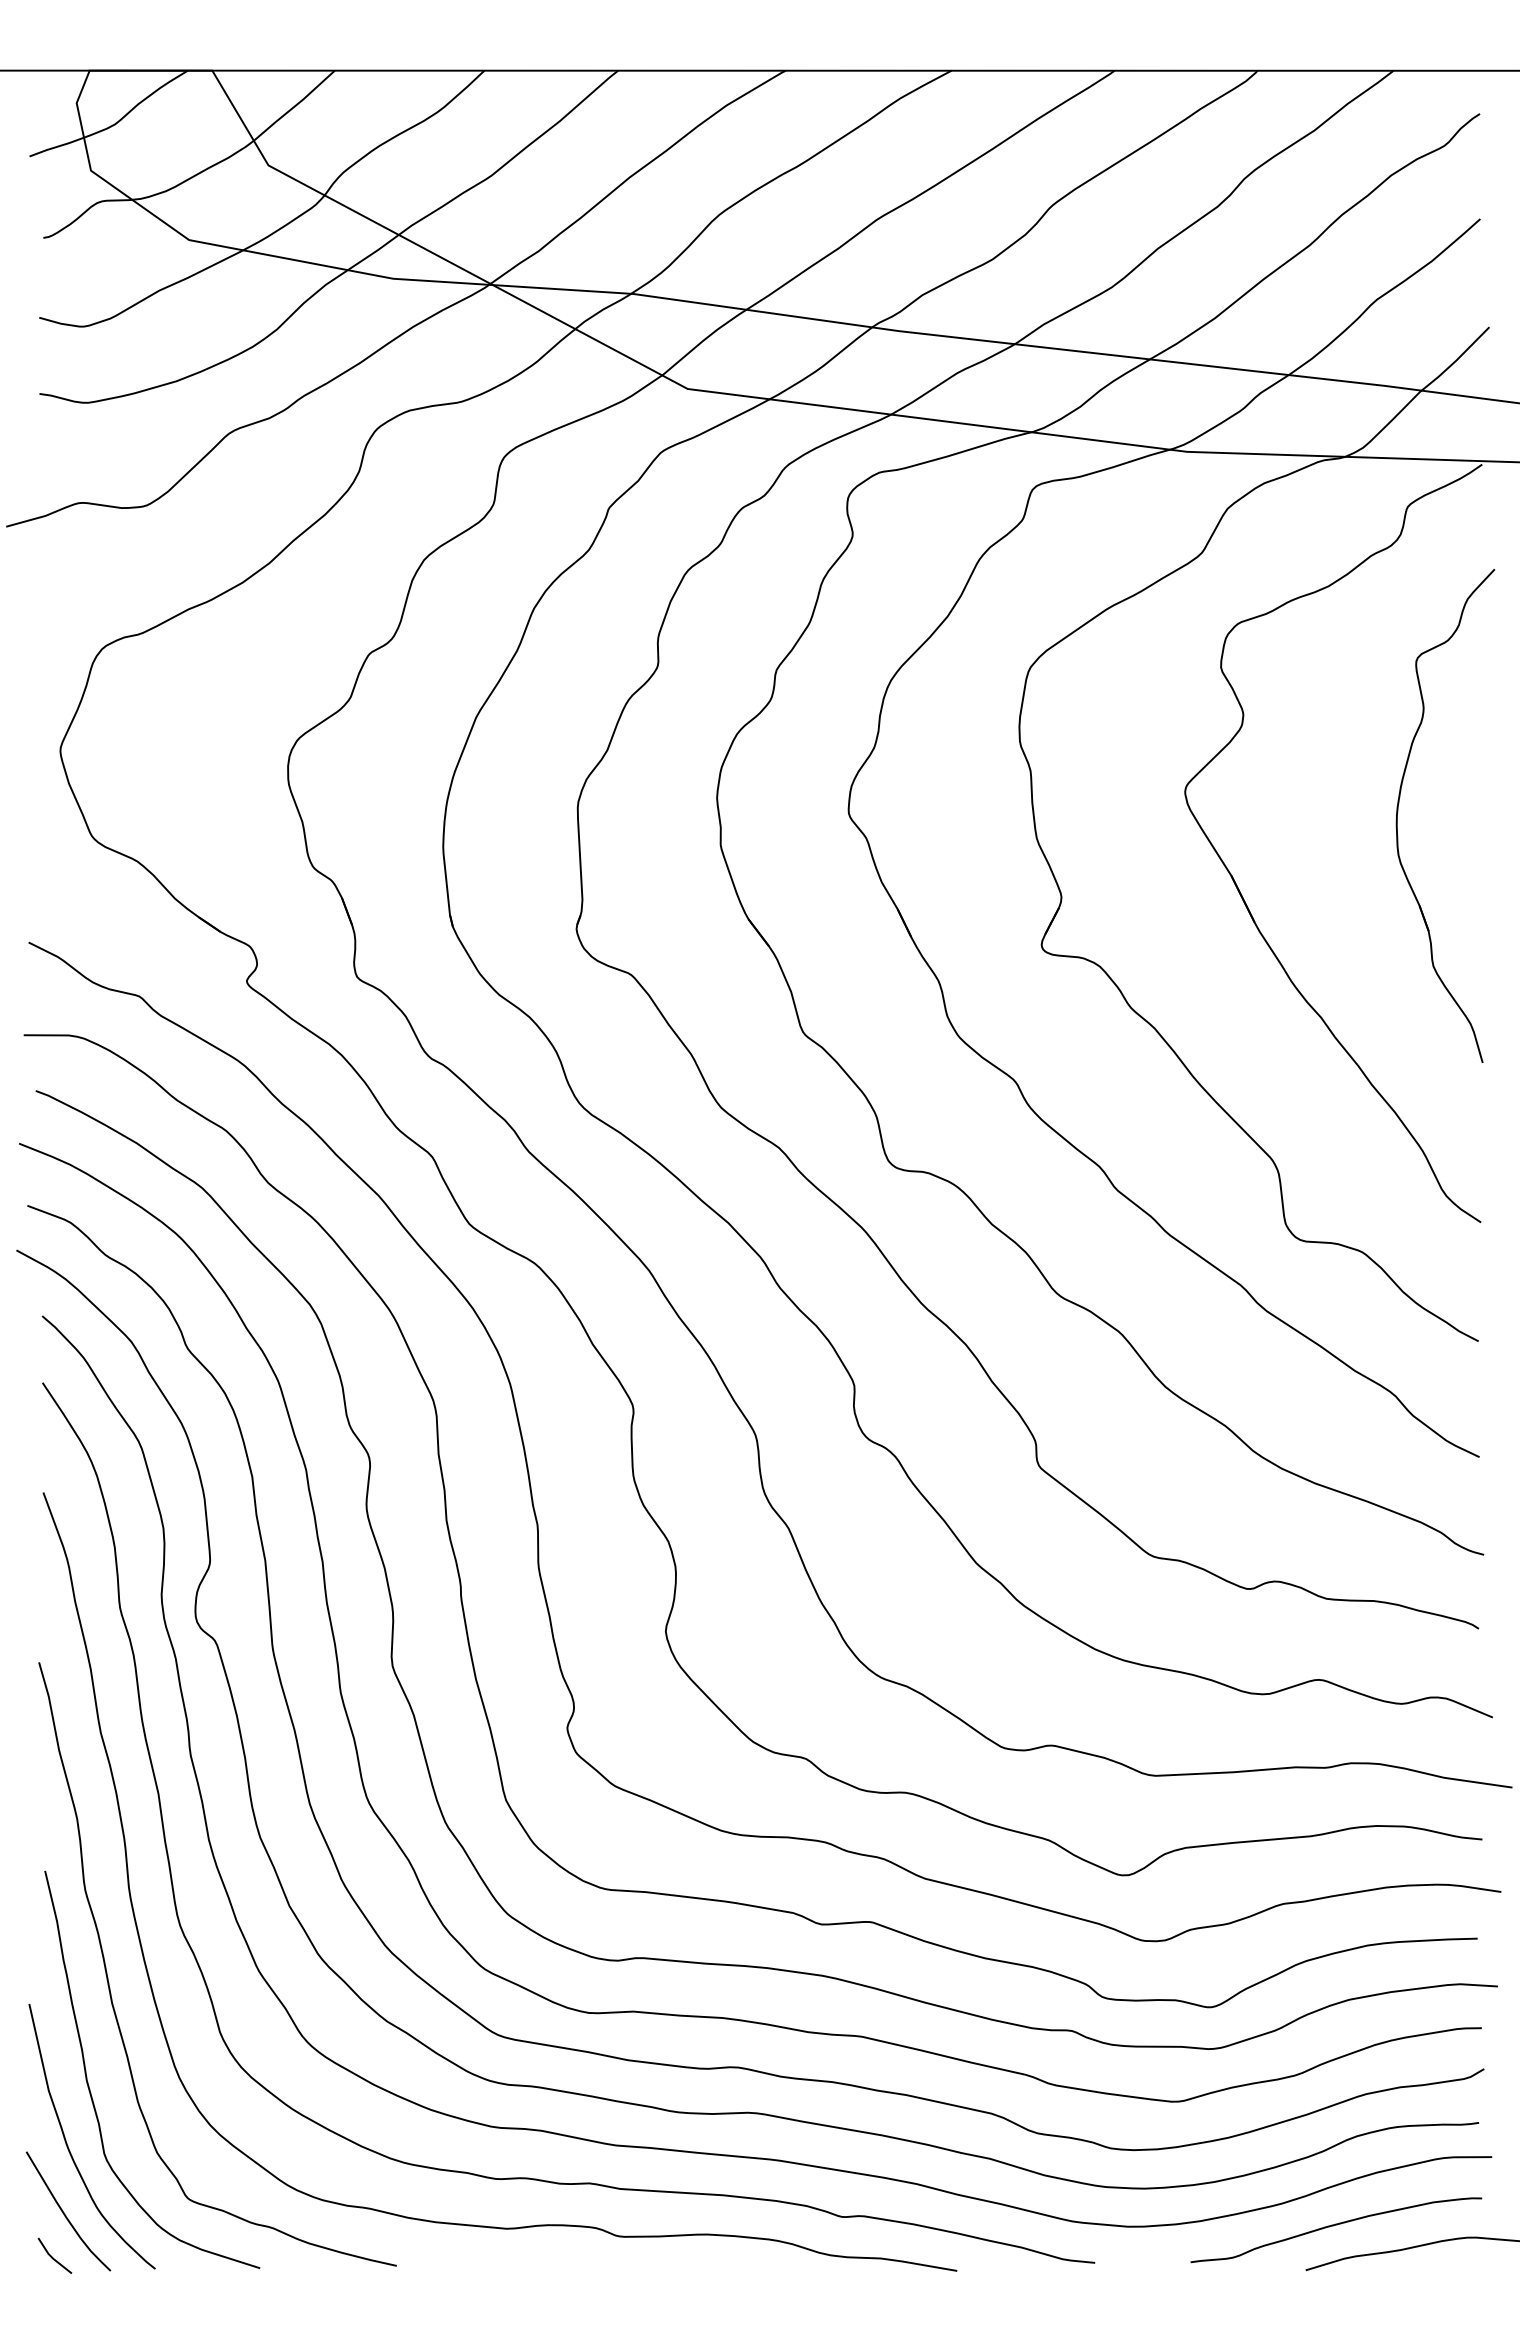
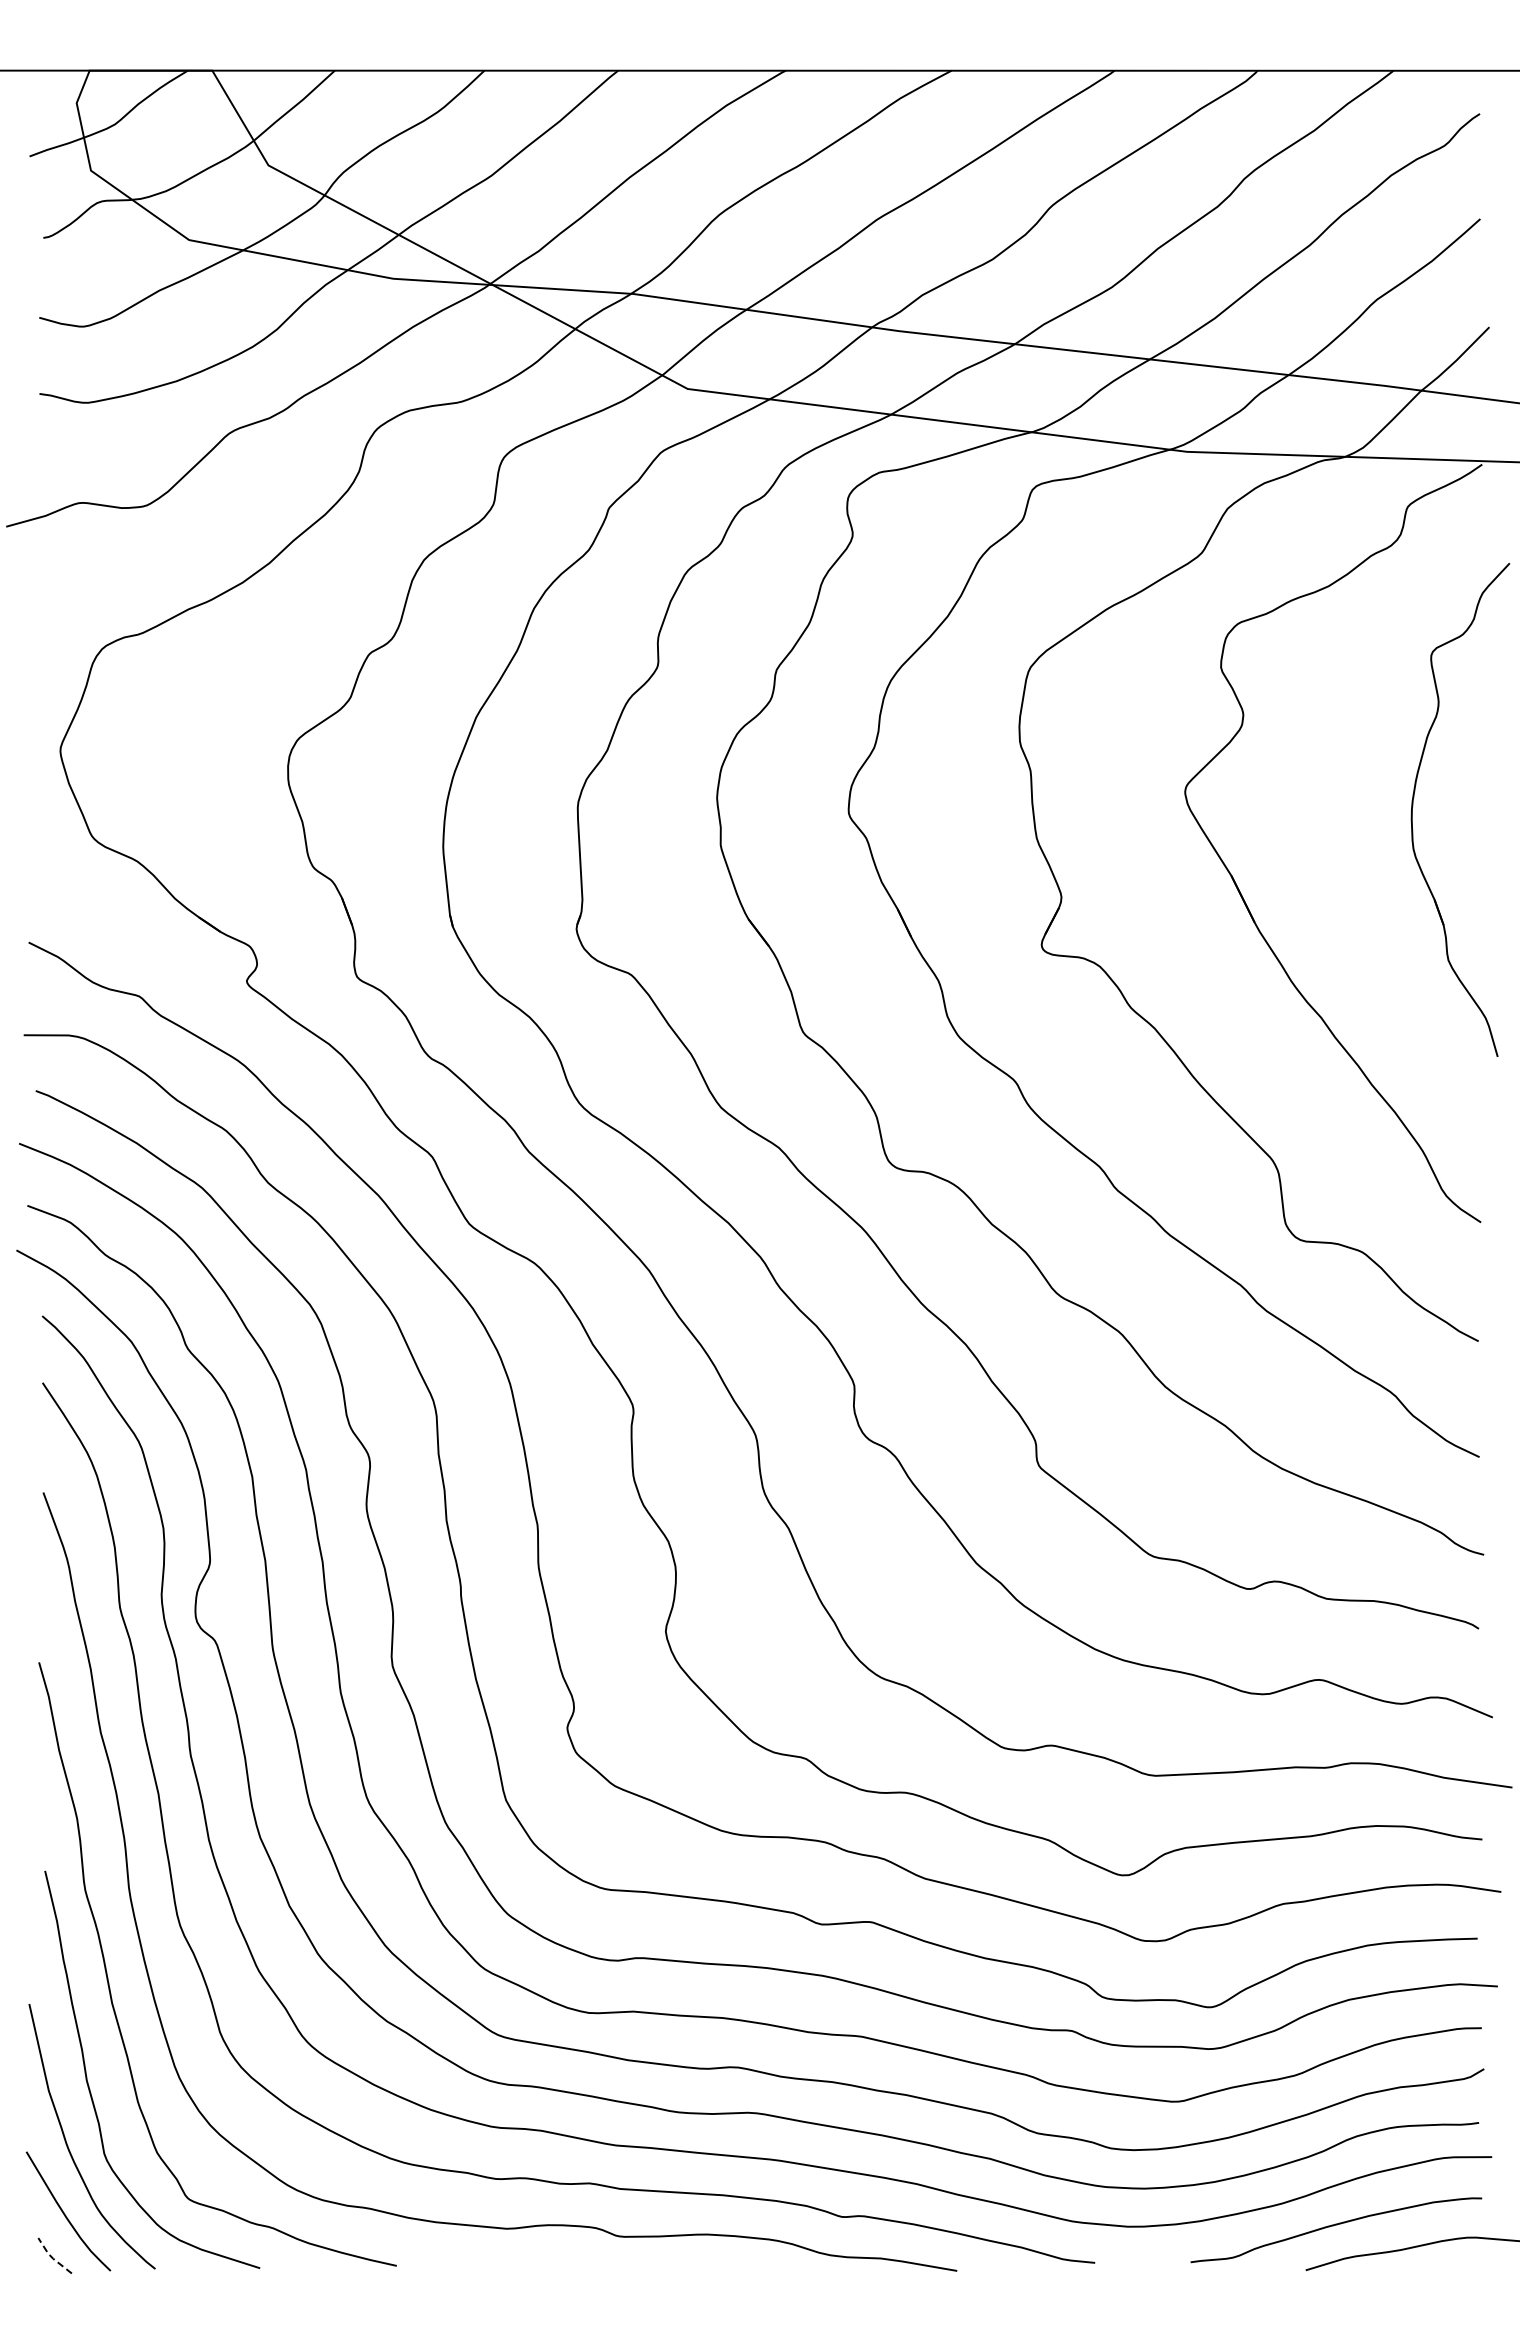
part position: (1398, 812) -> (1413, 806) (1413, 806)
line: solid -> dashed (52, 2257)
